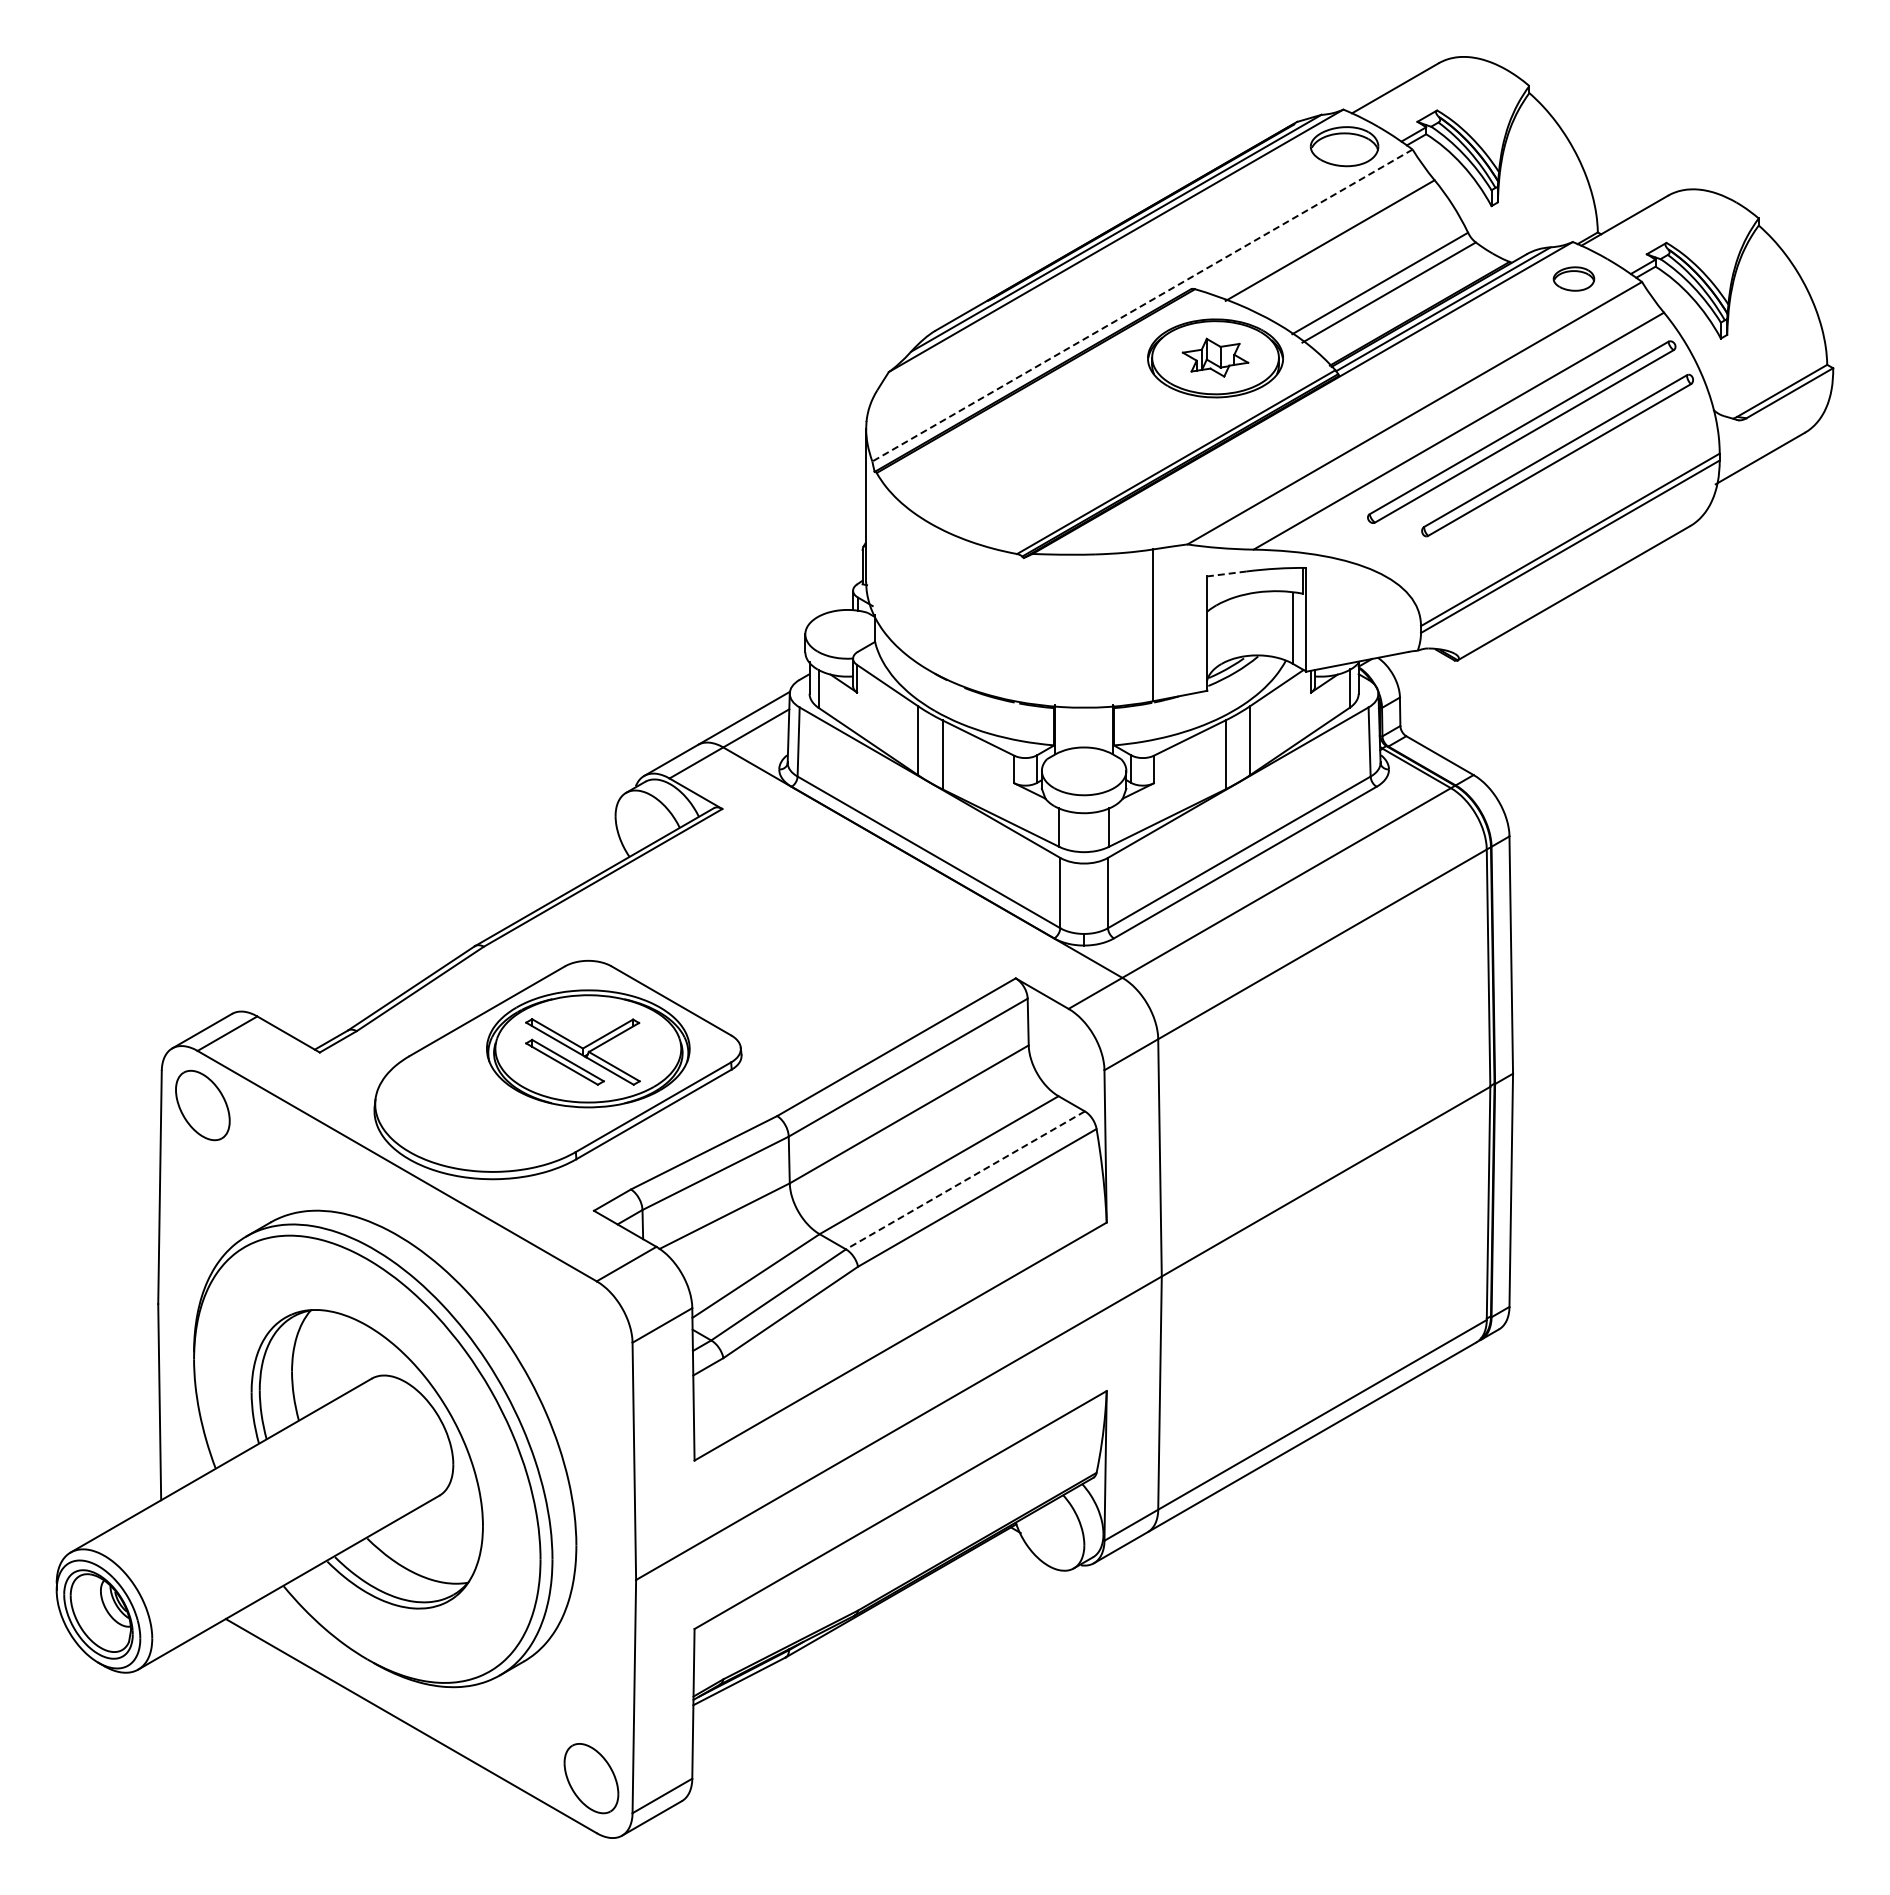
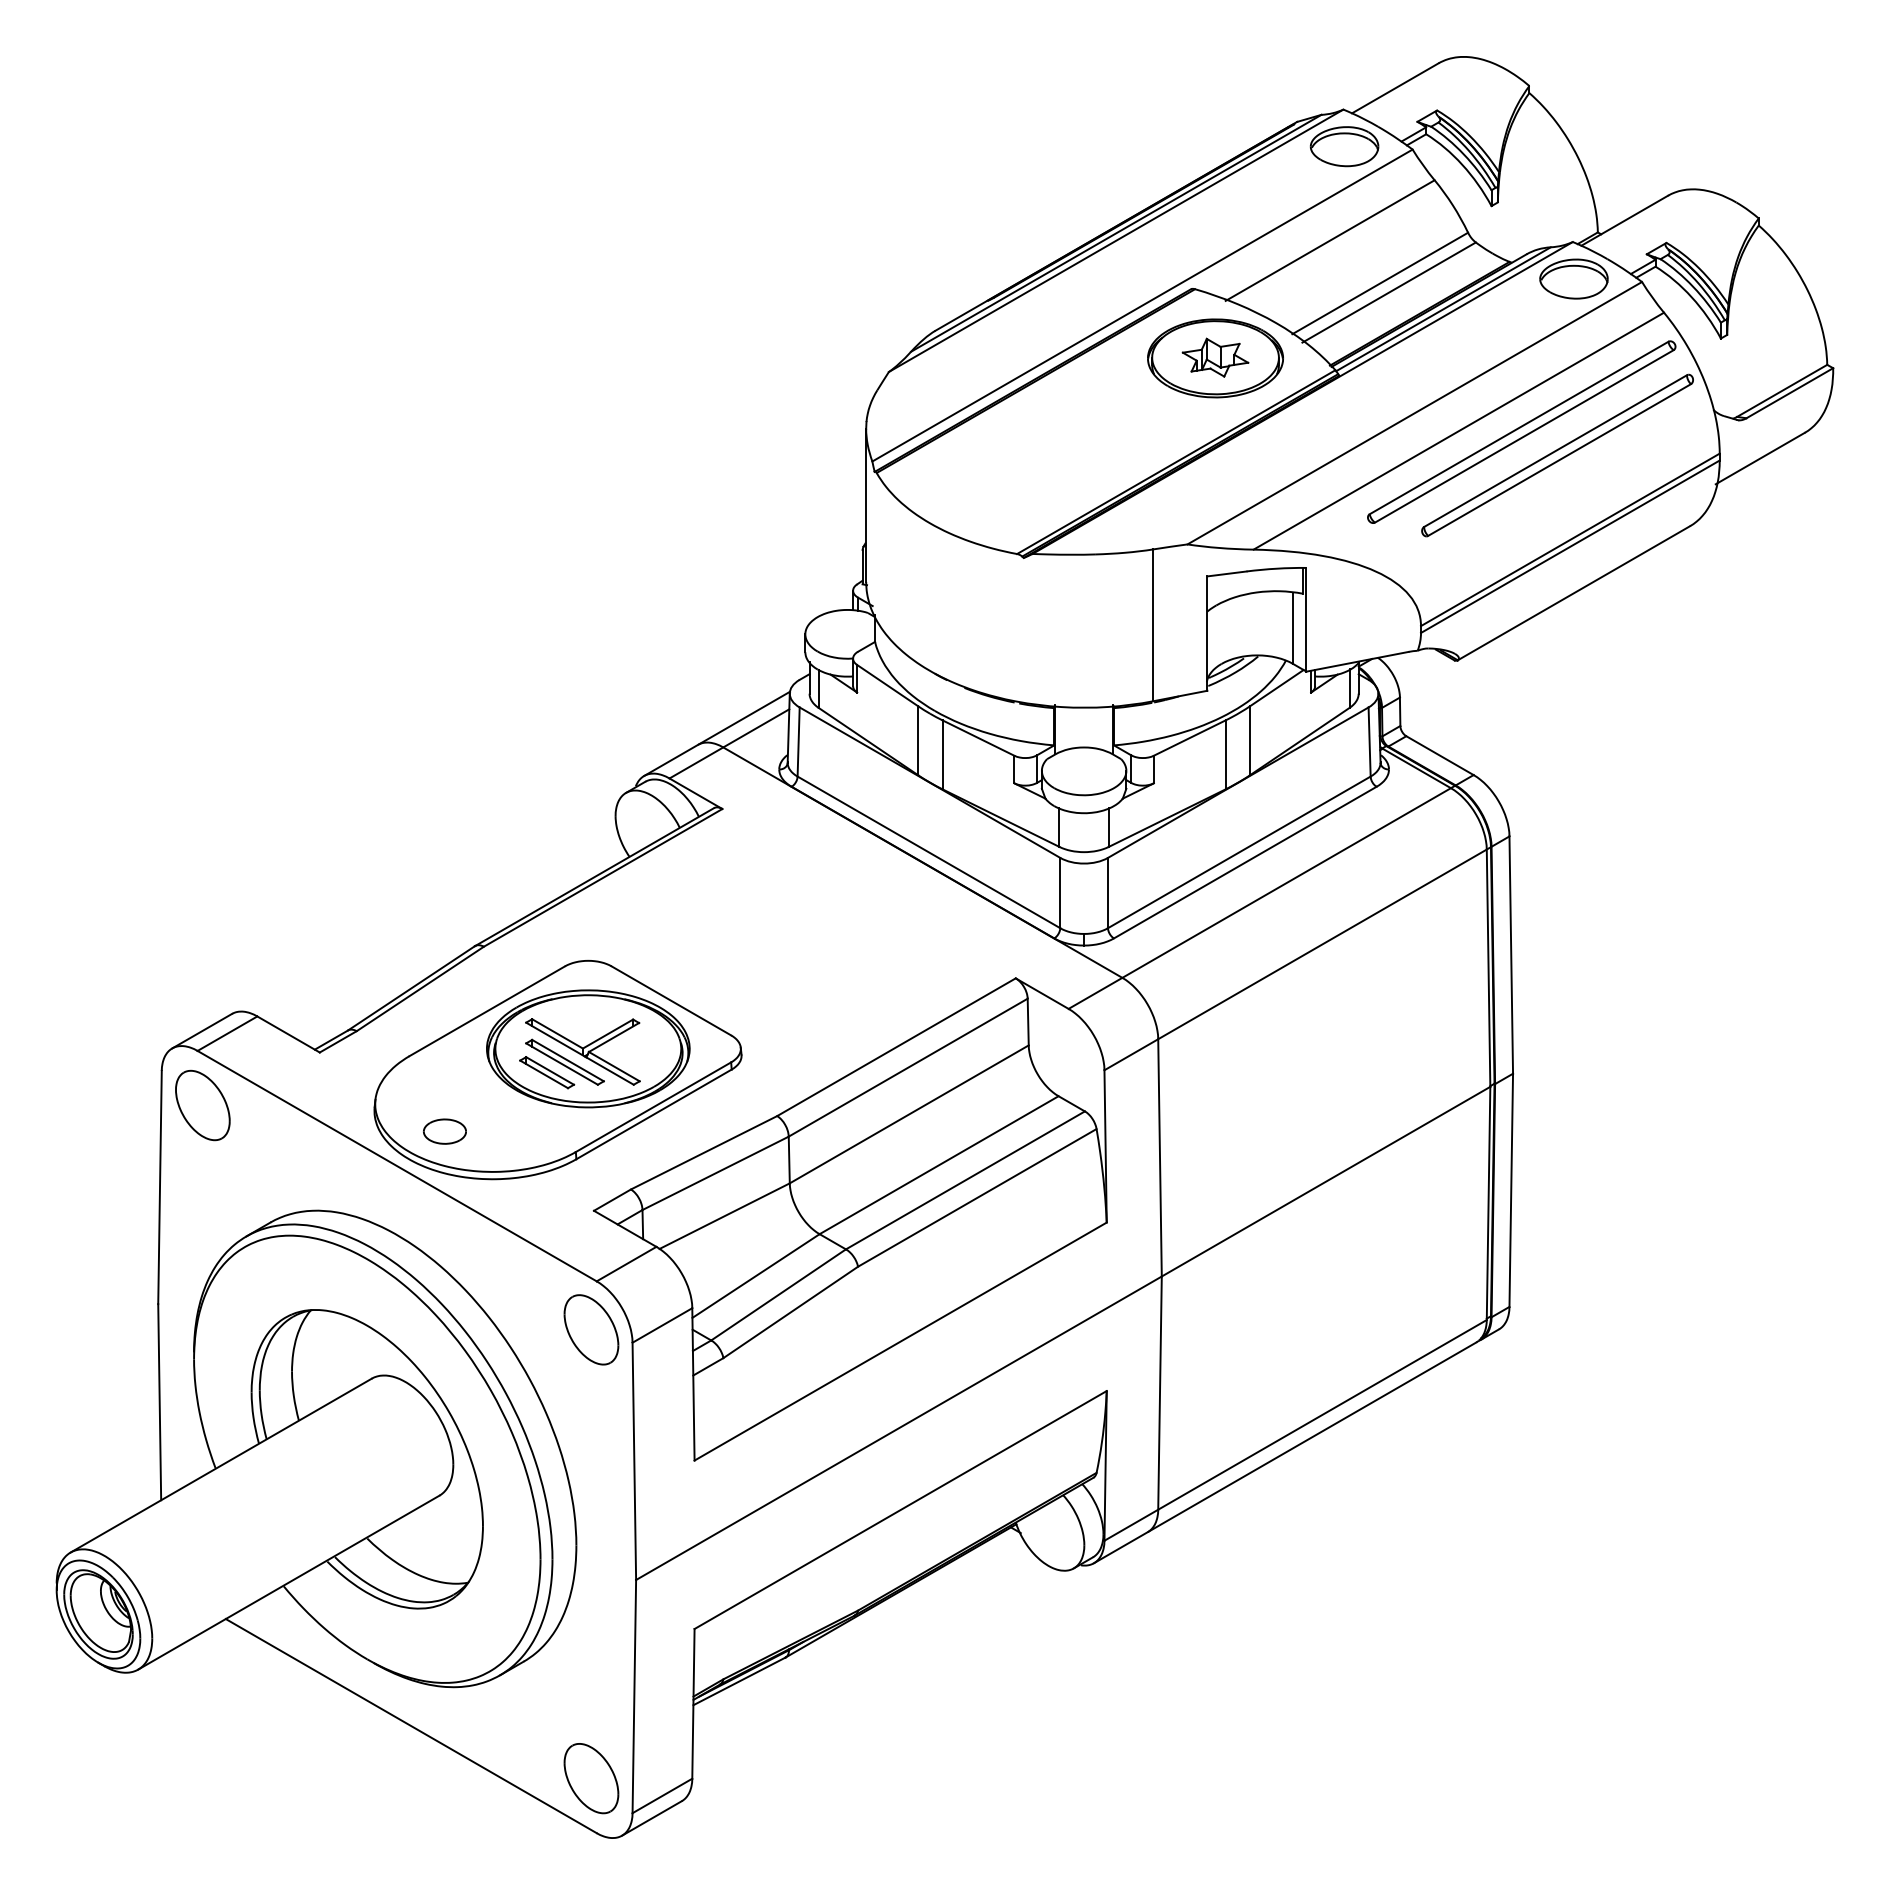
part size: 44x26 px -> 70x42 px (1573, 278)
line: dashed -> solid (1142, 305)
line: dashed -> solid (1226, 573)
part: none -> present (547, 1072)
part: none -> present (444, 1131)
line: dashed -> solid (965, 1180)
part: none -> present (591, 1329)
